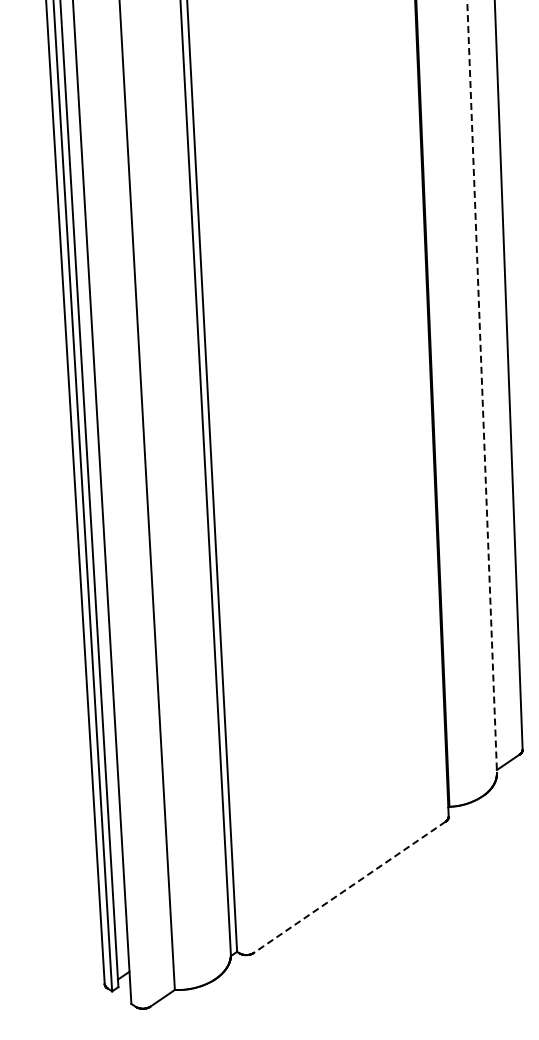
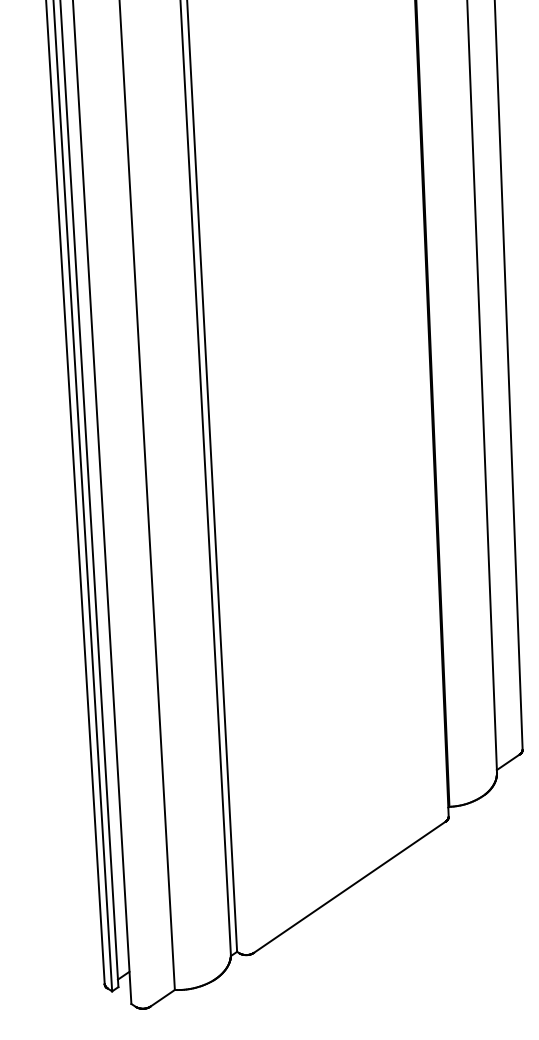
line: dashed -> solid (482, 387)
line: dashed -> solid (349, 887)
